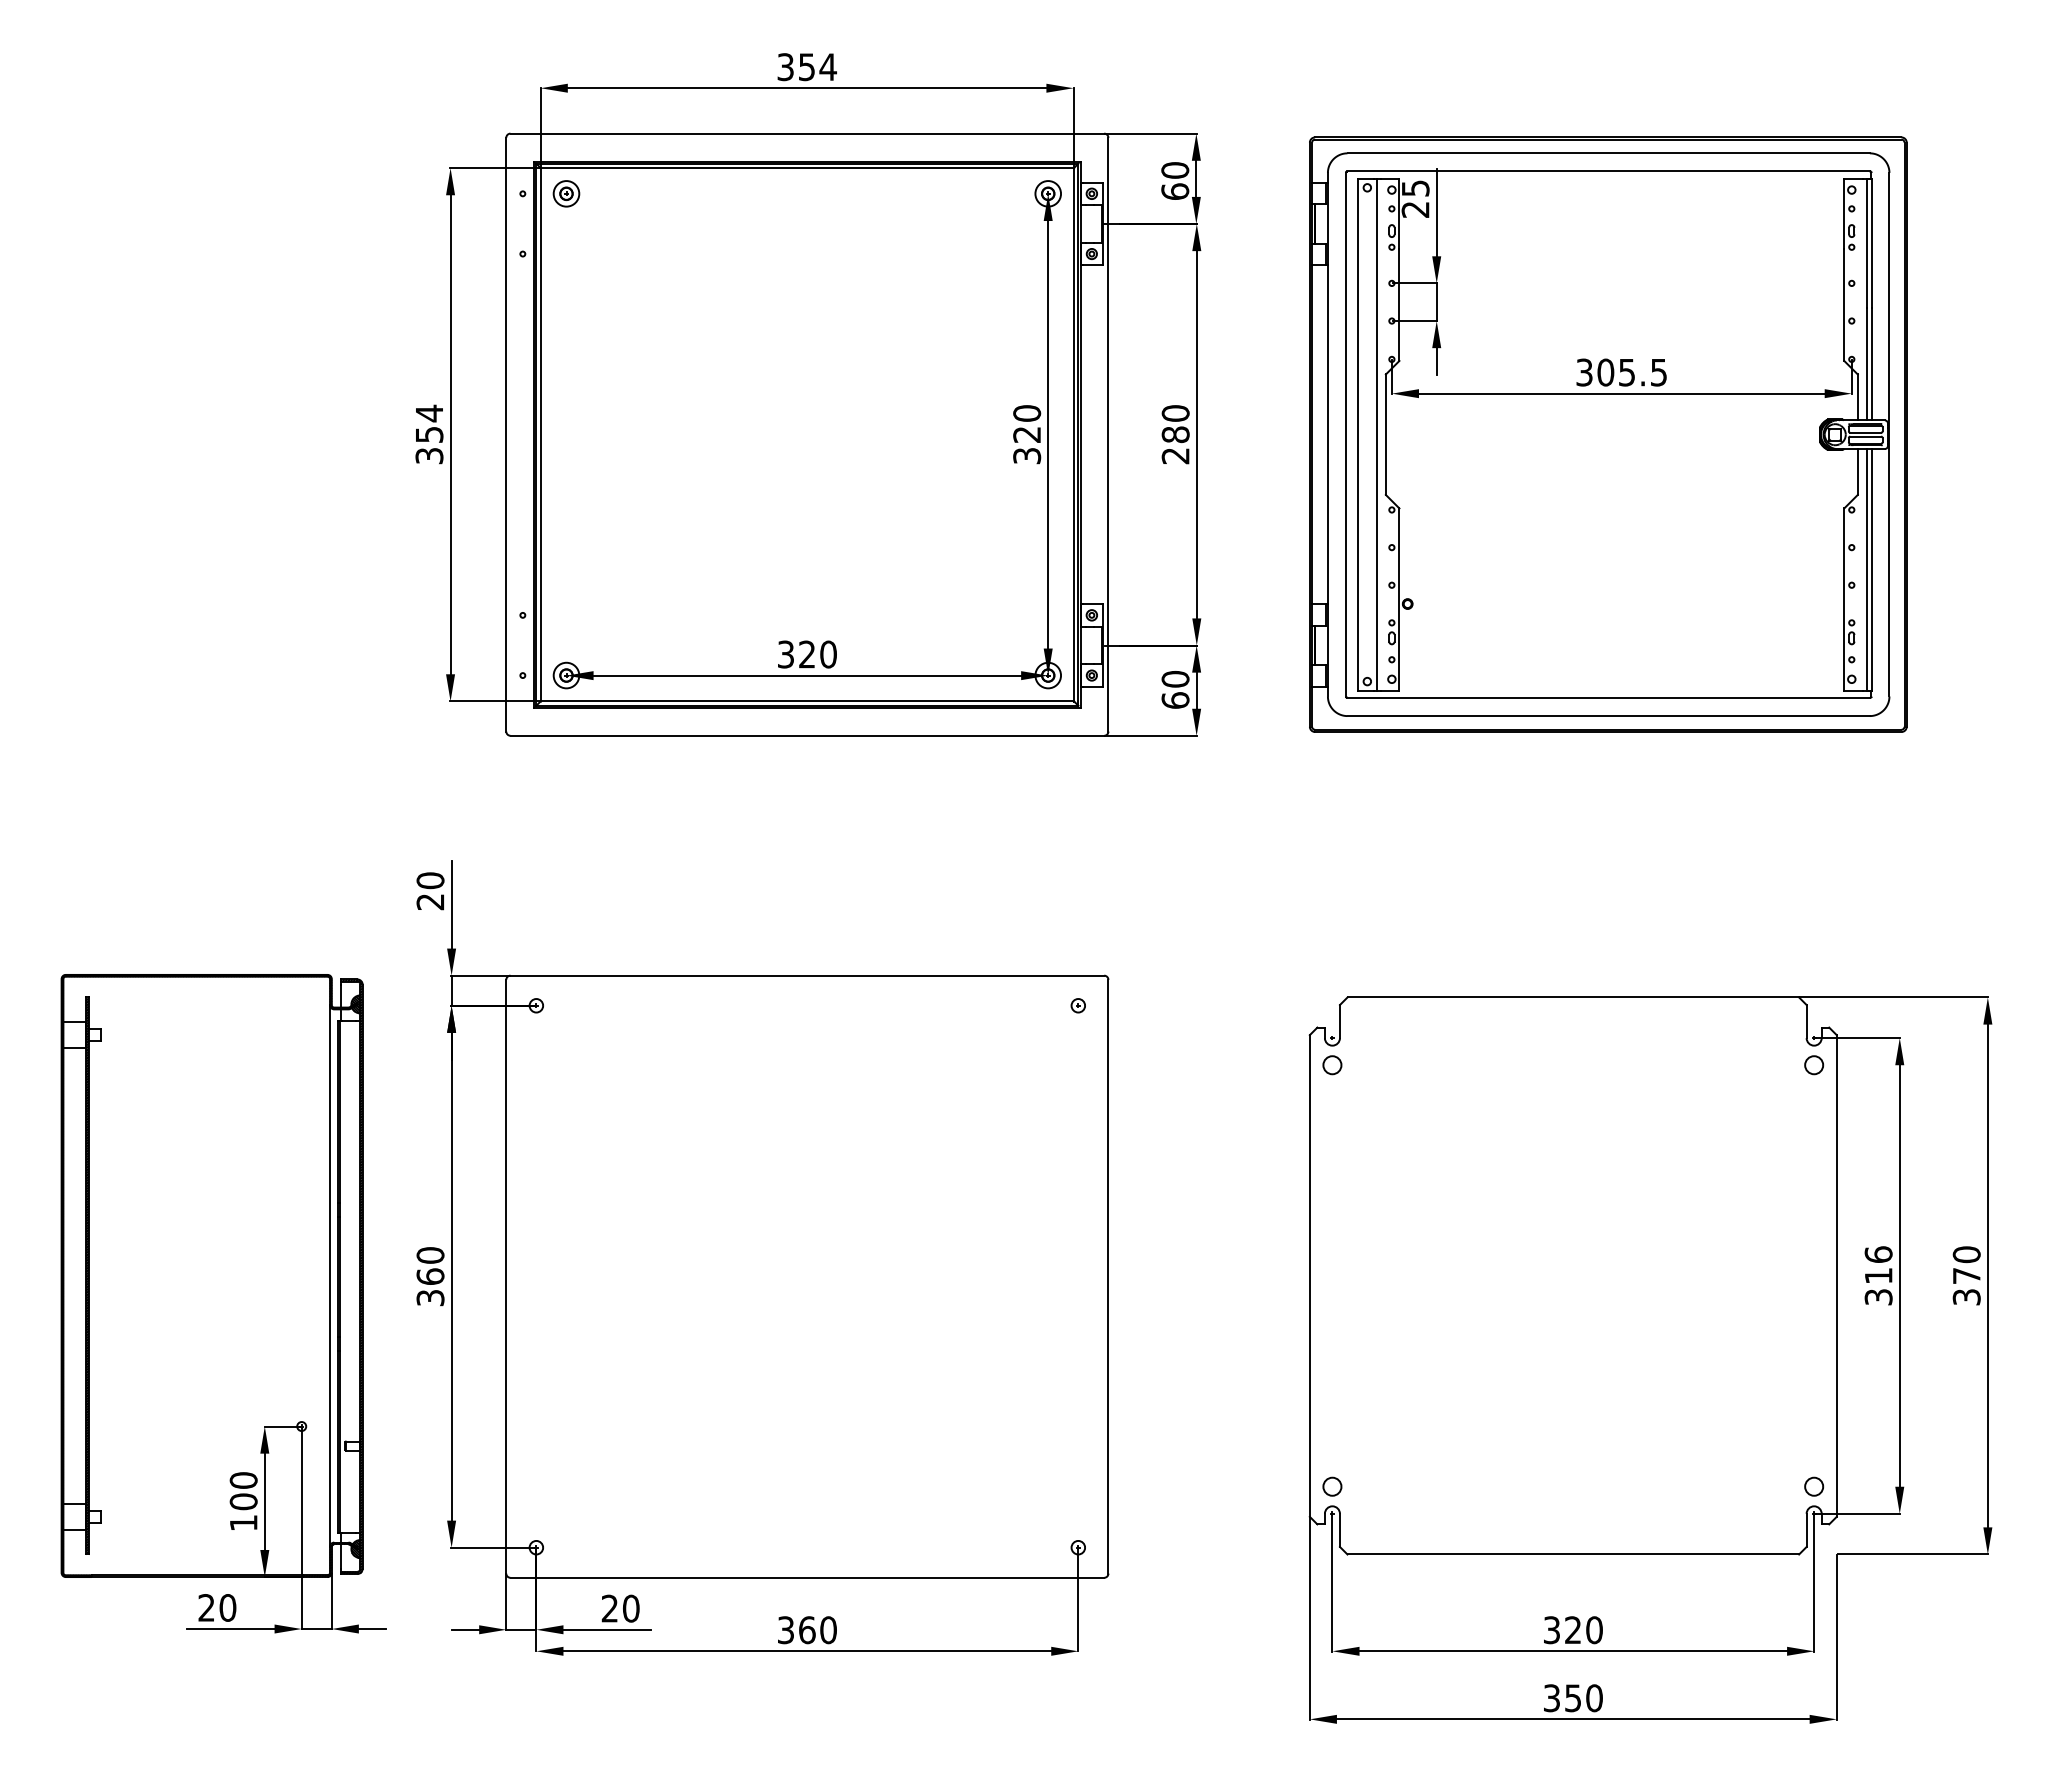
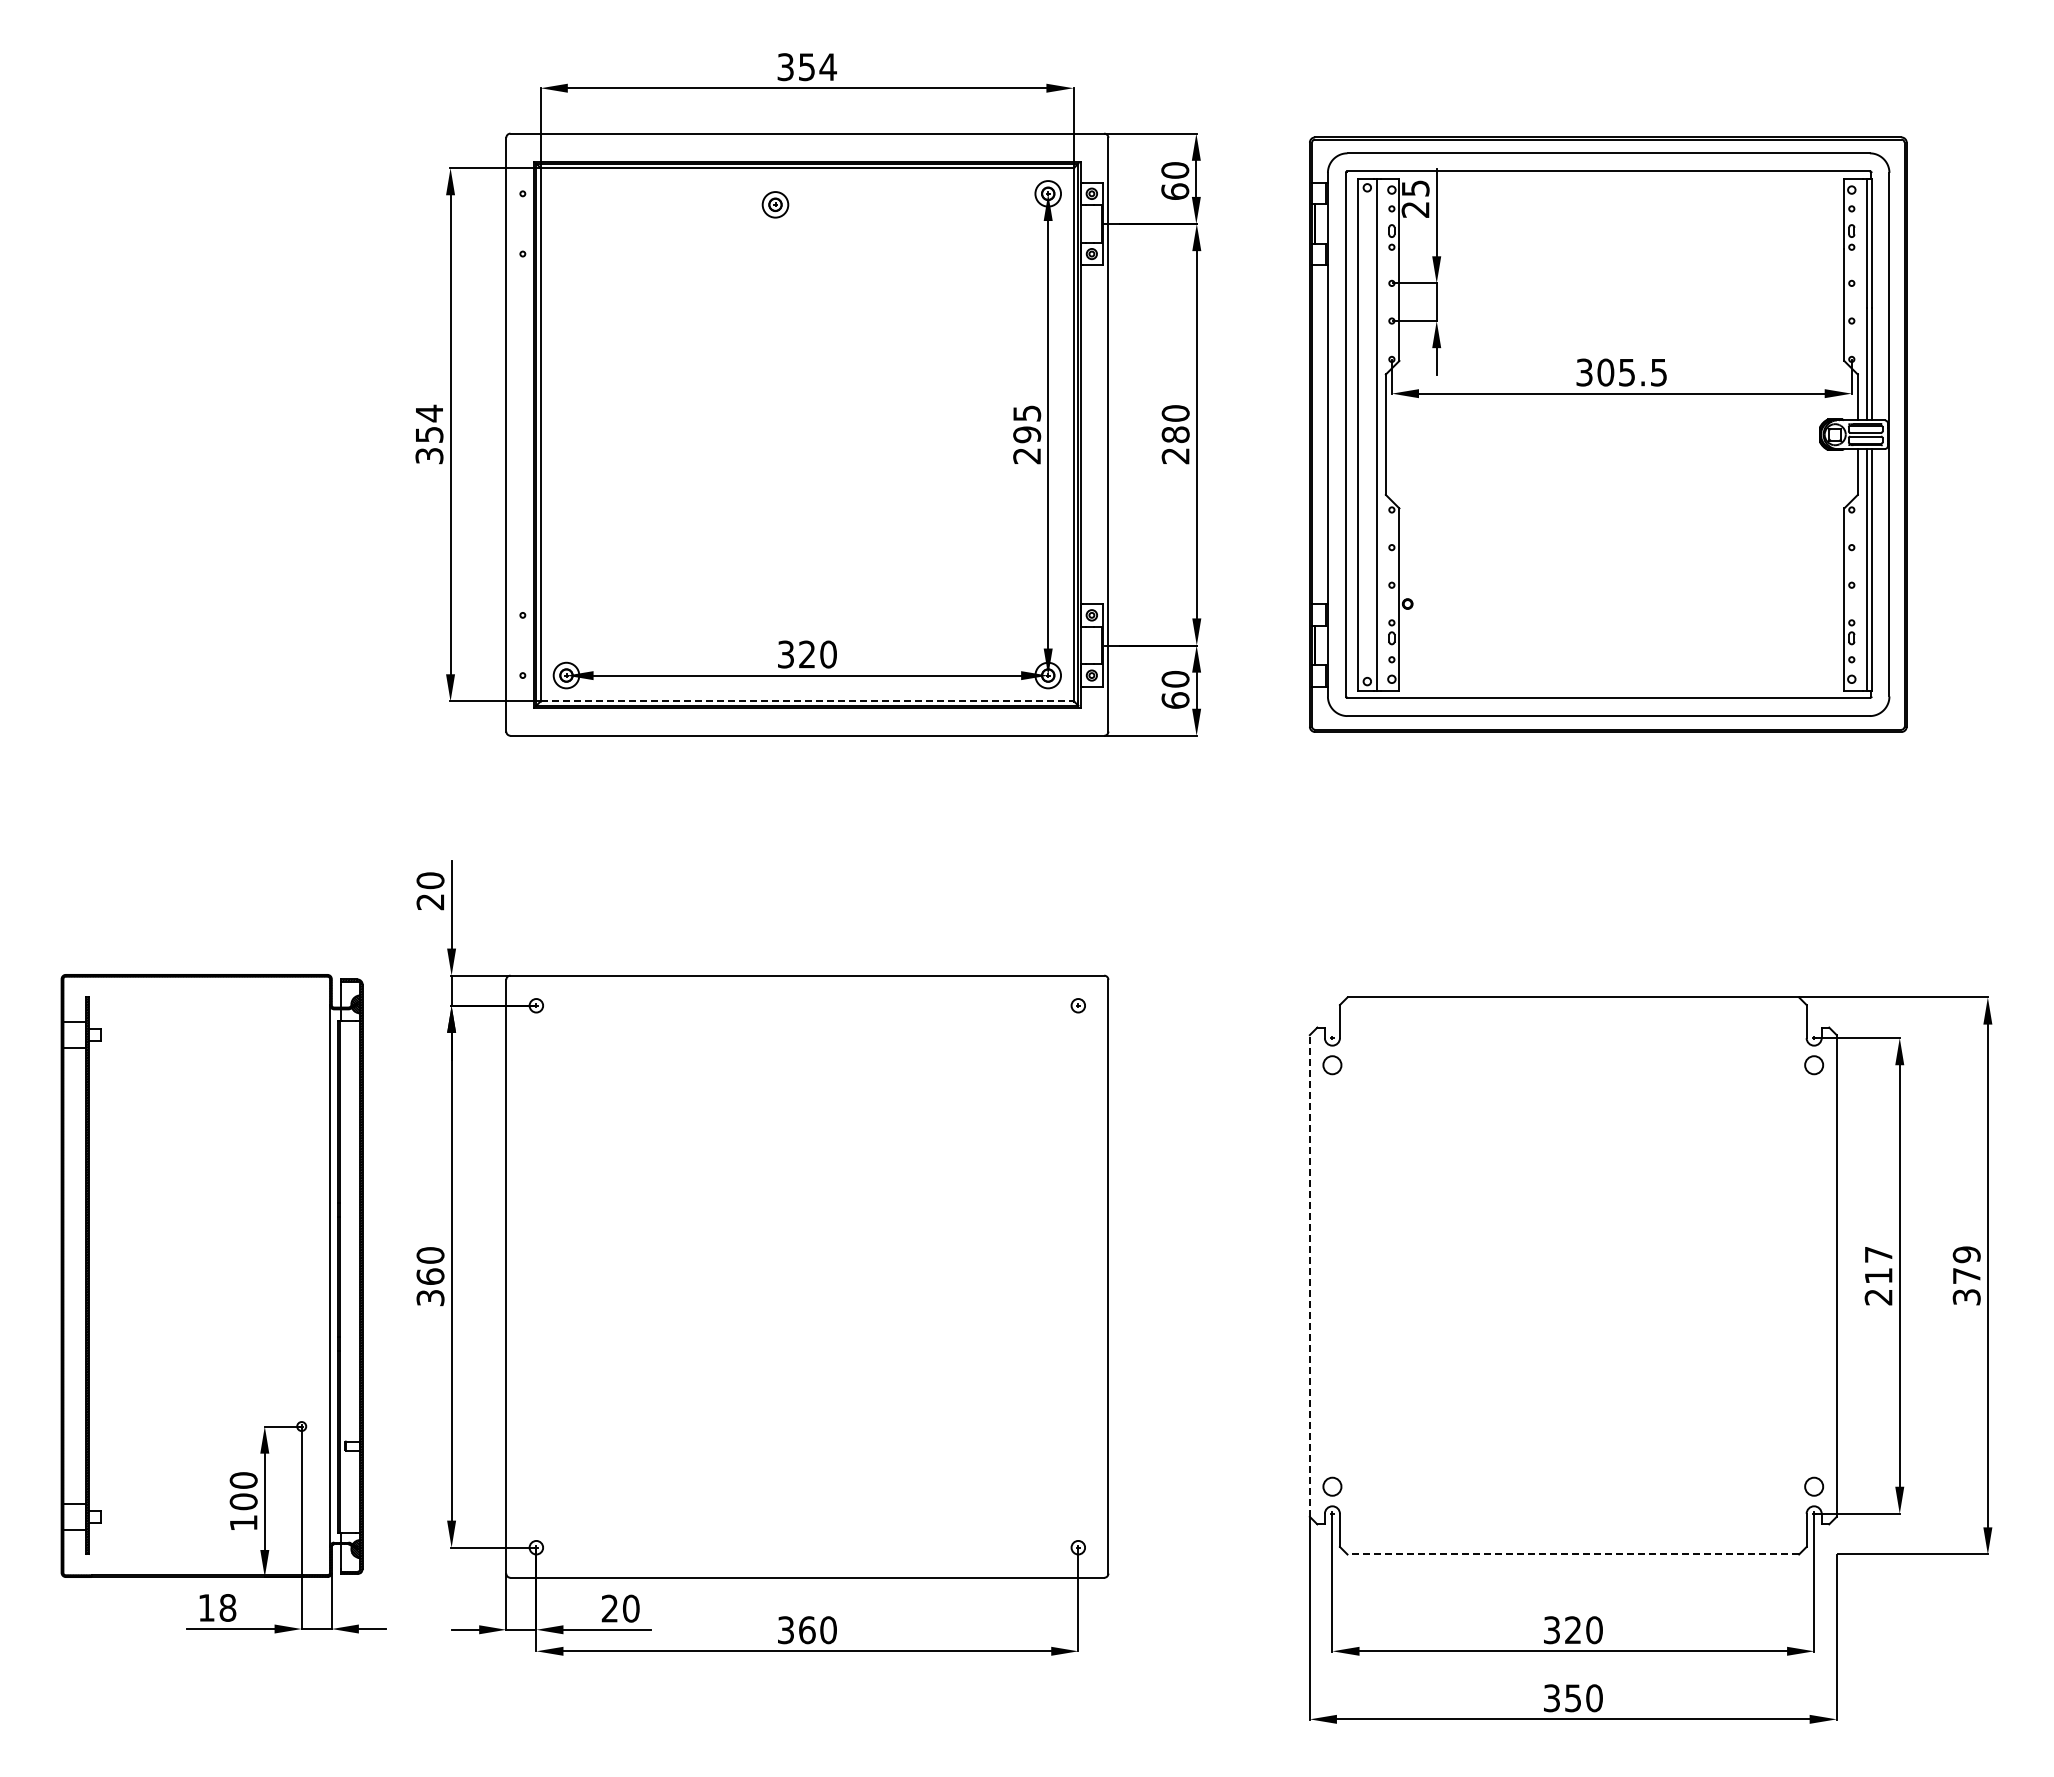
part position: (566, 193) -> (775, 204) (775, 204)
text: 320 -> 295 (1027, 434)
line: solid -> dashed (807, 701)
text: 370 -> 379 (1966, 1254)
line: solid -> dashed (1309, 1275)
text: 316 -> 217 (1878, 1275)
line: solid -> dashed (1573, 1554)
text: 20 -> 18 (217, 1607)
